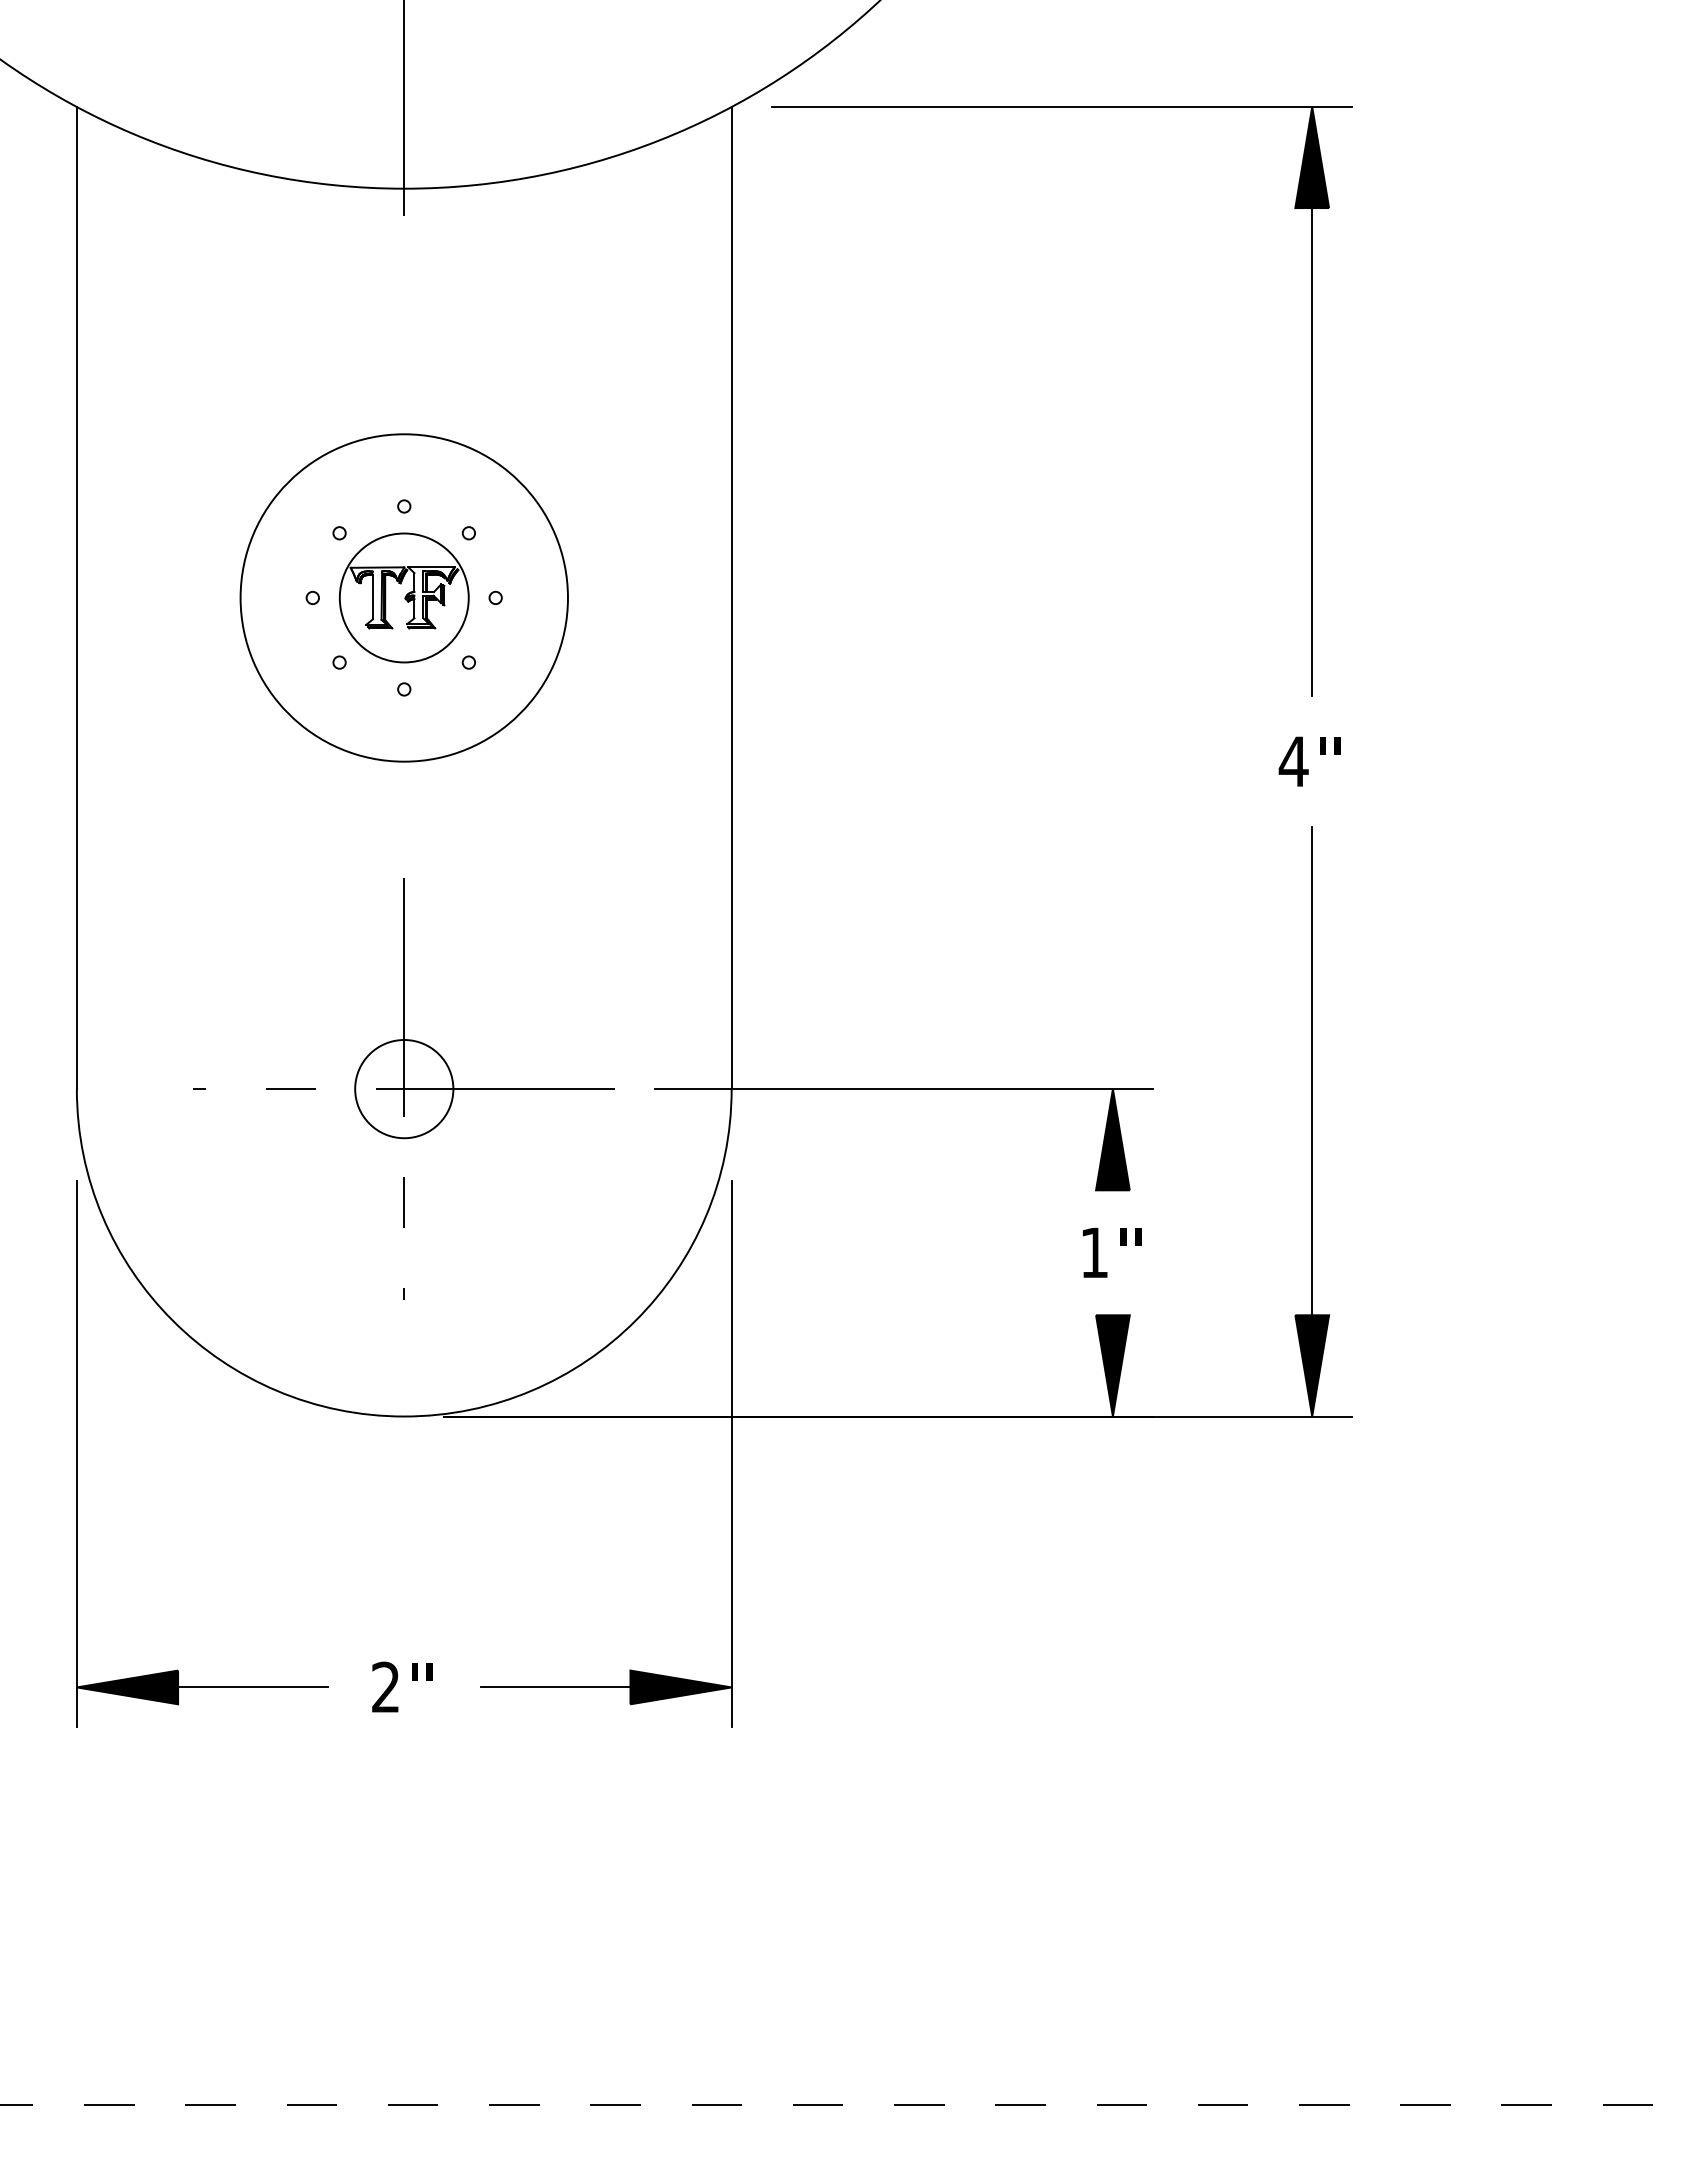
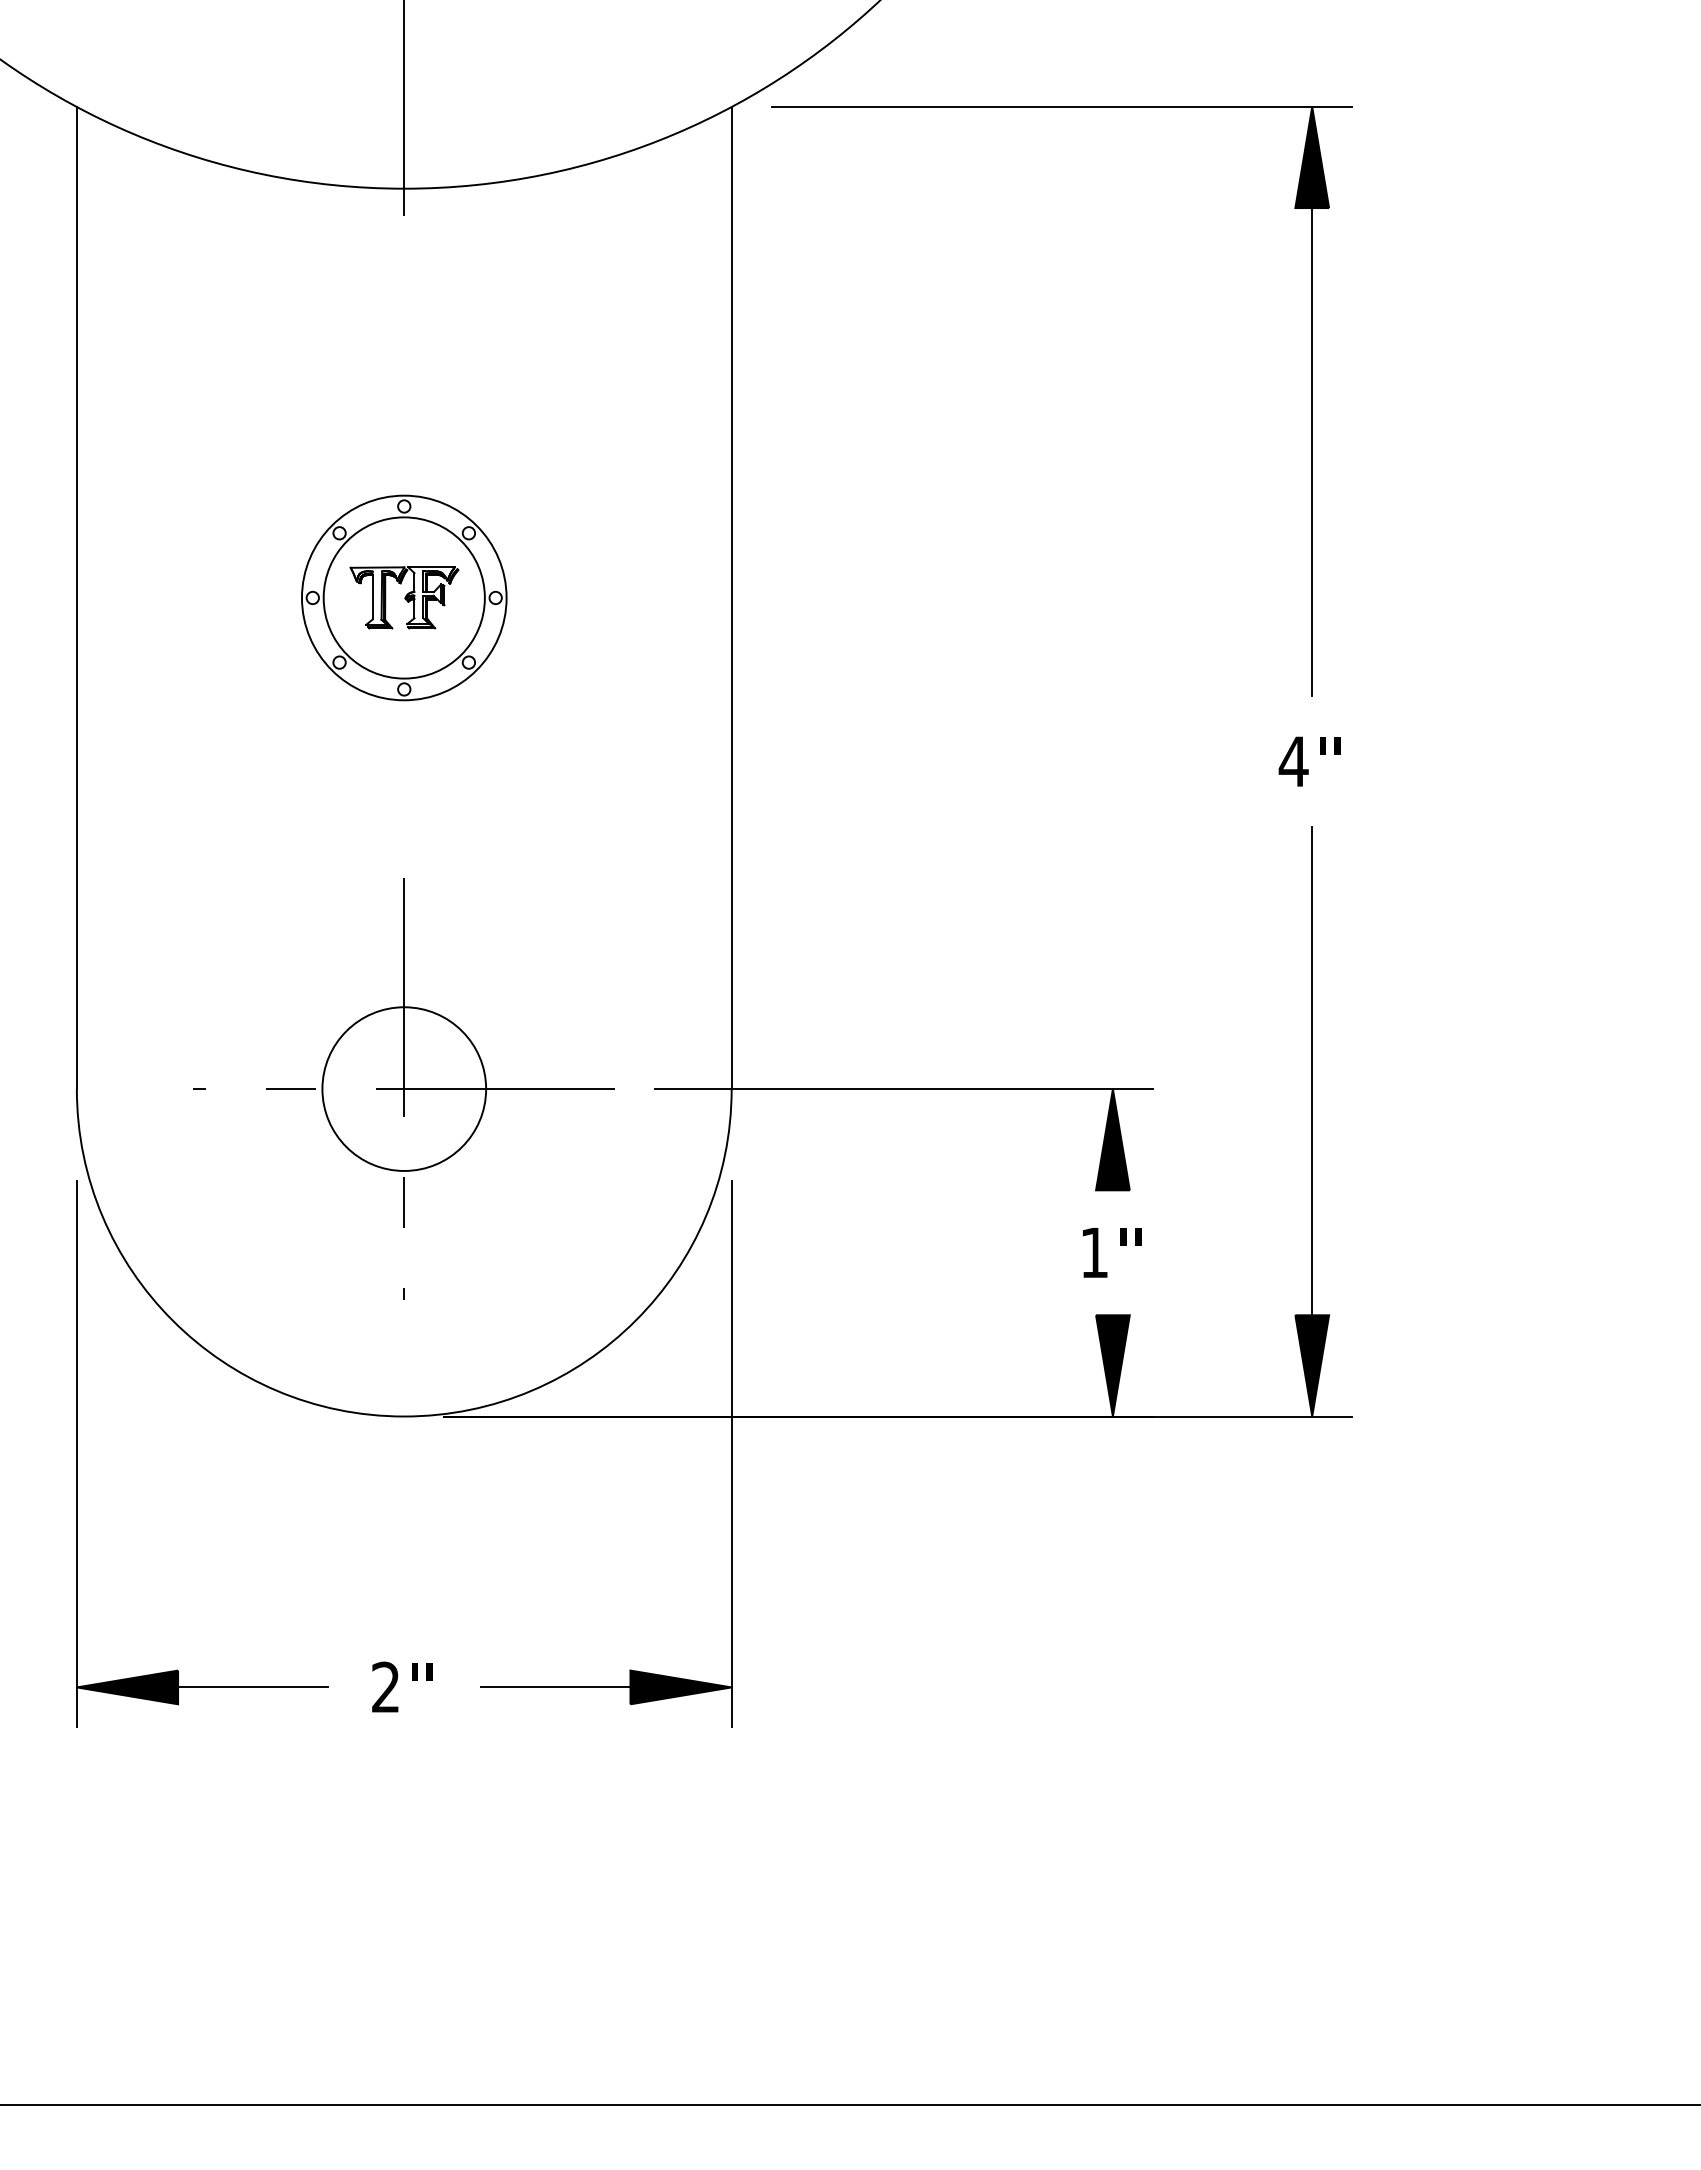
circle diameter: 129 px -> 161 px (403, 597)
circle diameter: 327 px -> 205 px (403, 597)
circle diameter: 98 px -> 164 px (404, 1088)
line: dashed -> solid (850, 2104)
